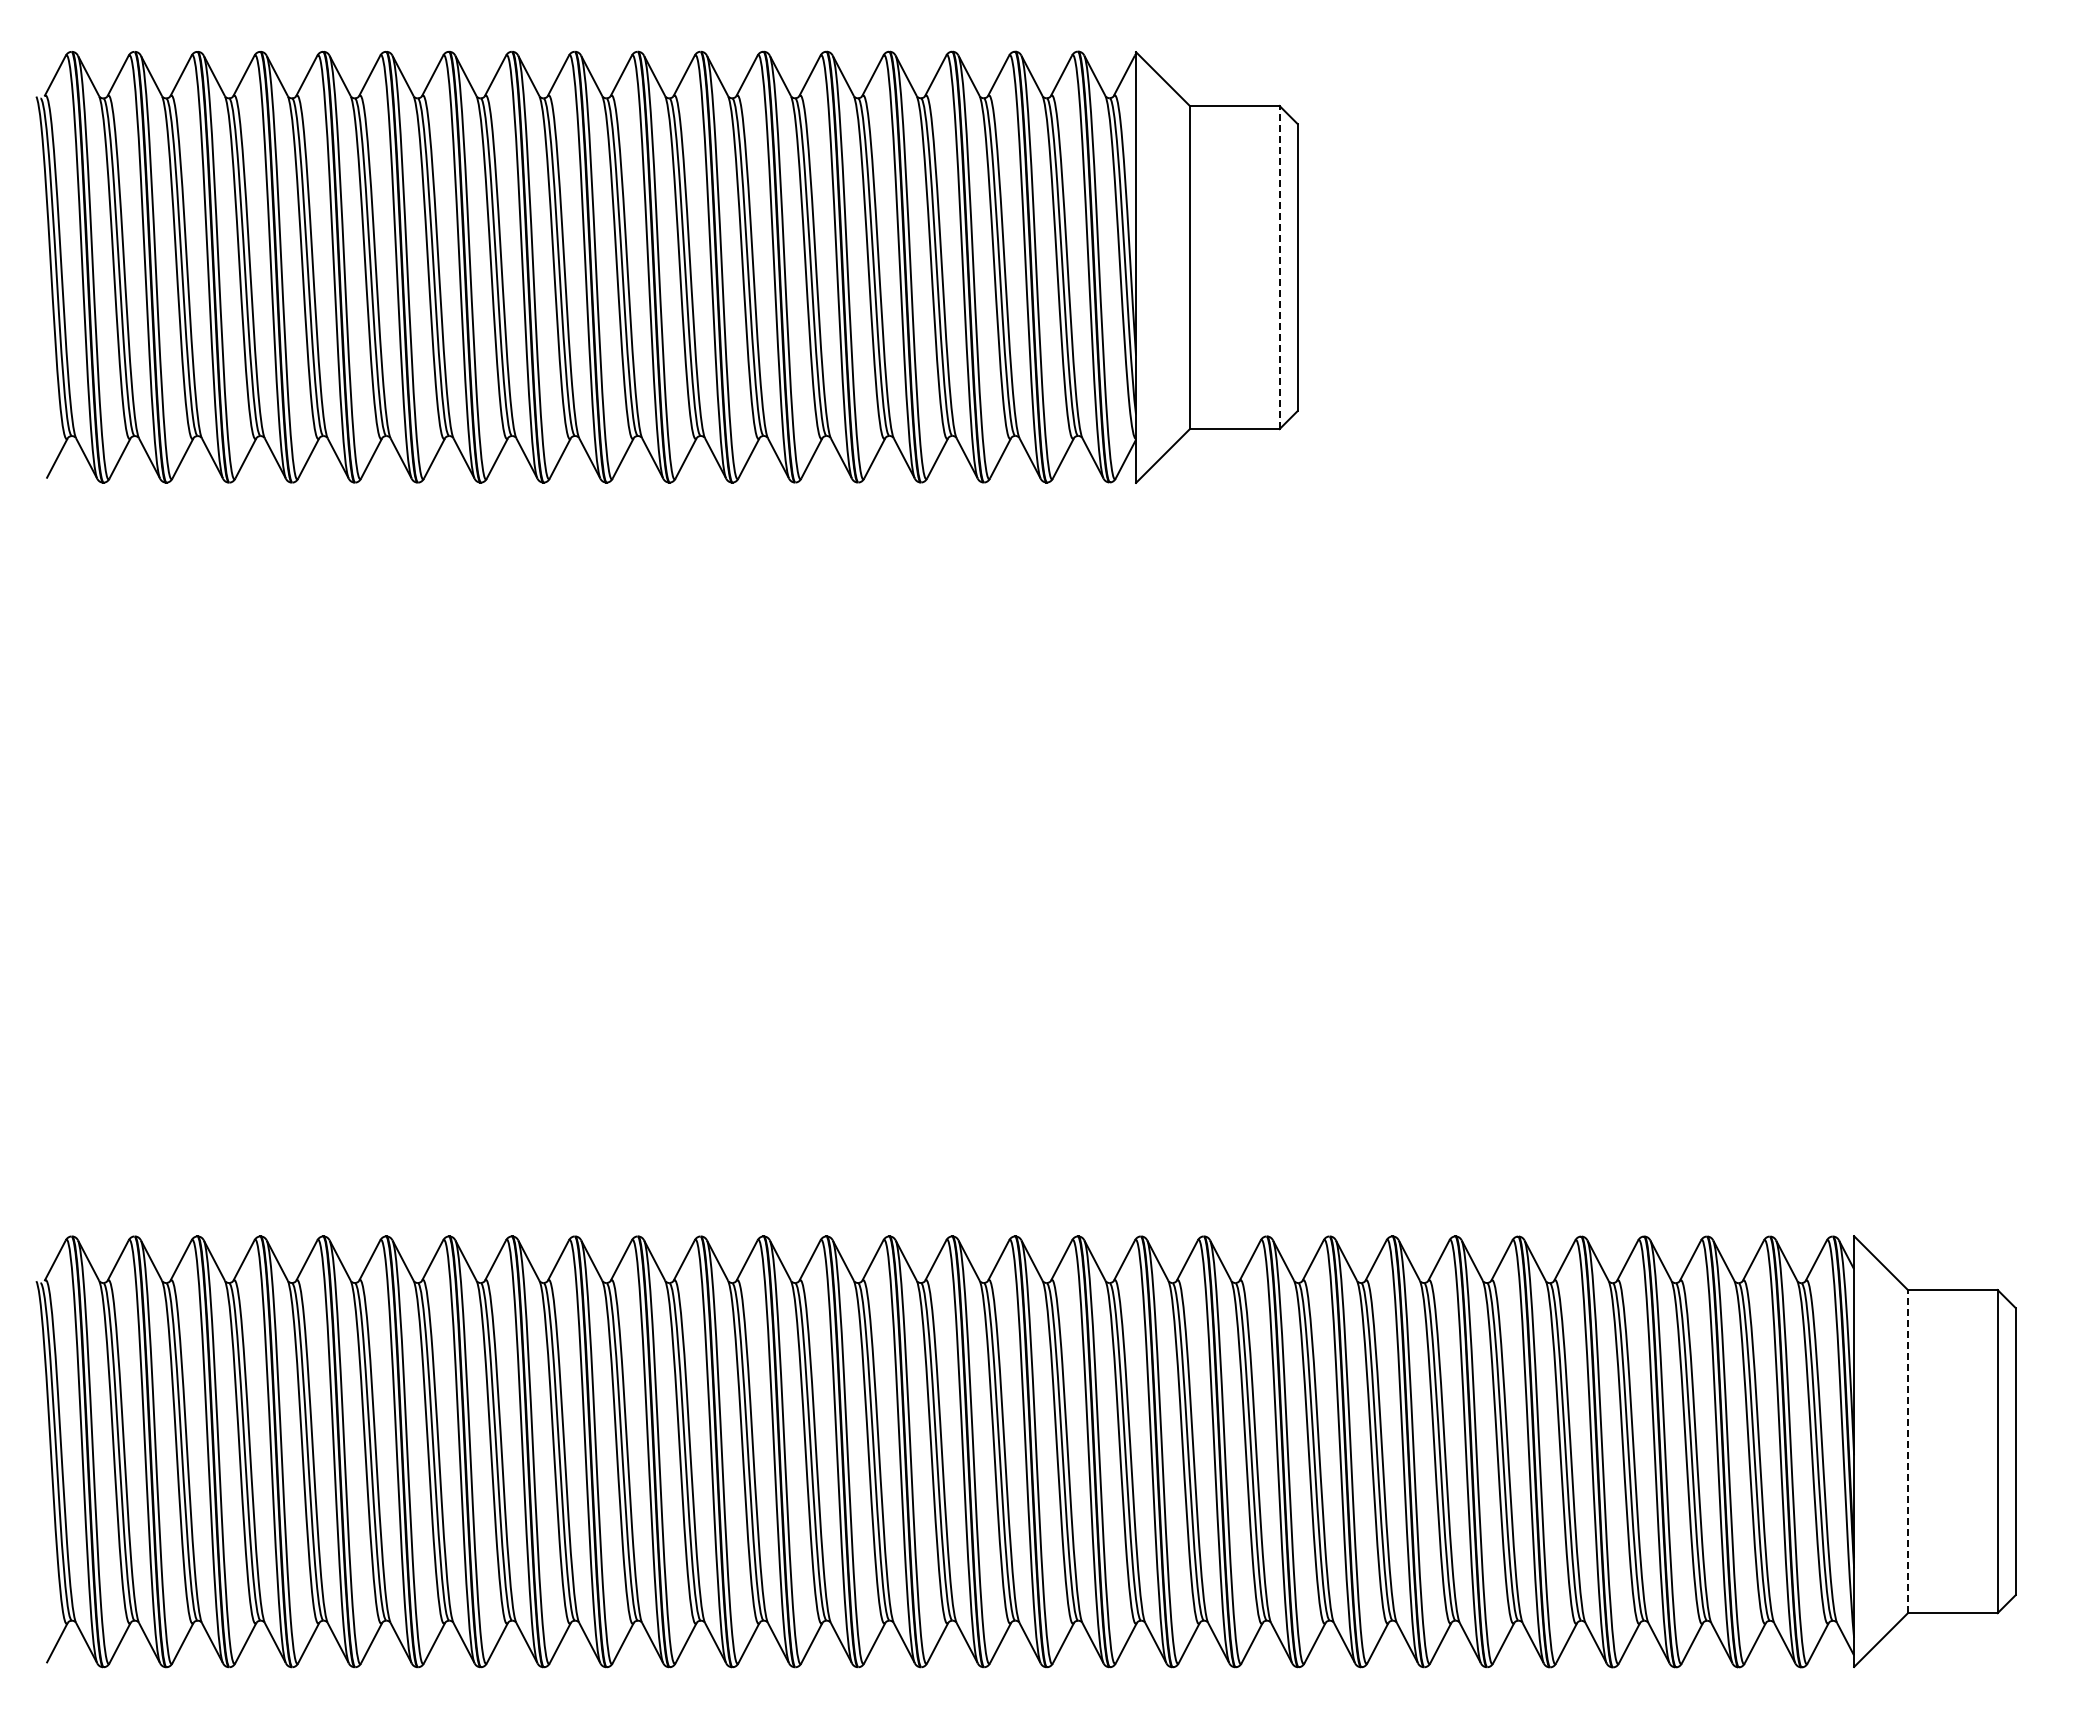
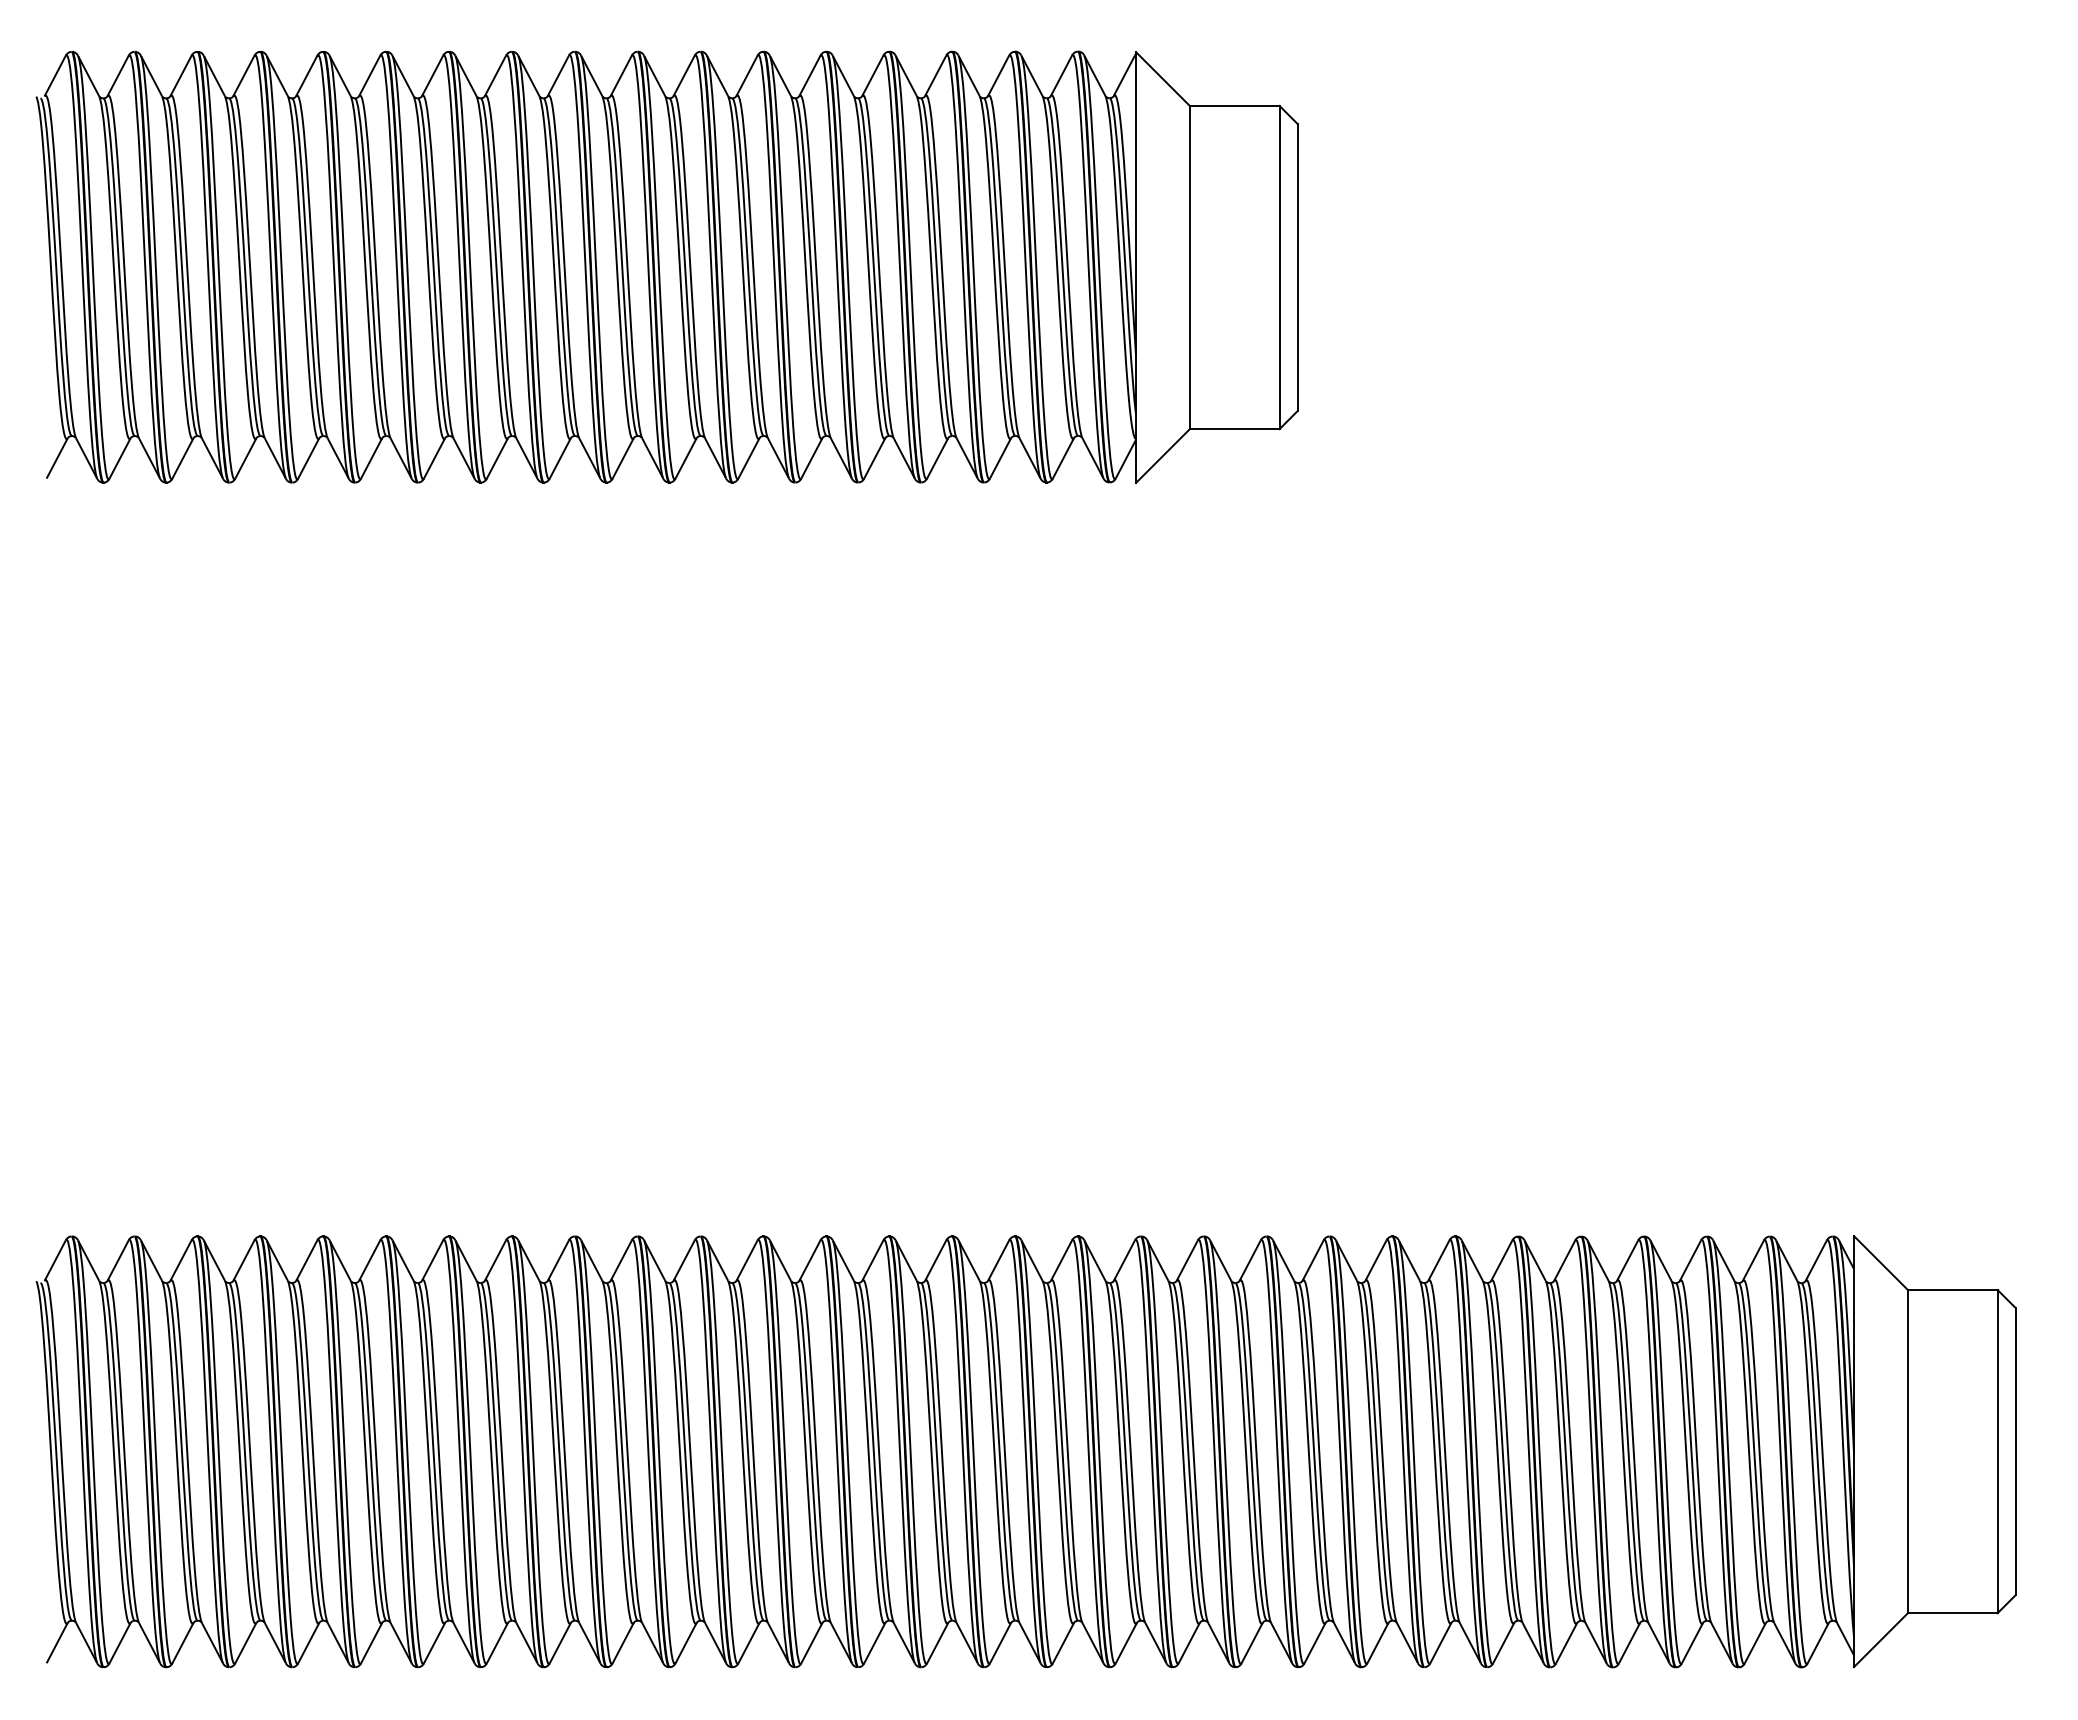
line: dashed -> solid (1279, 267)
line: dashed -> solid (1907, 1451)
